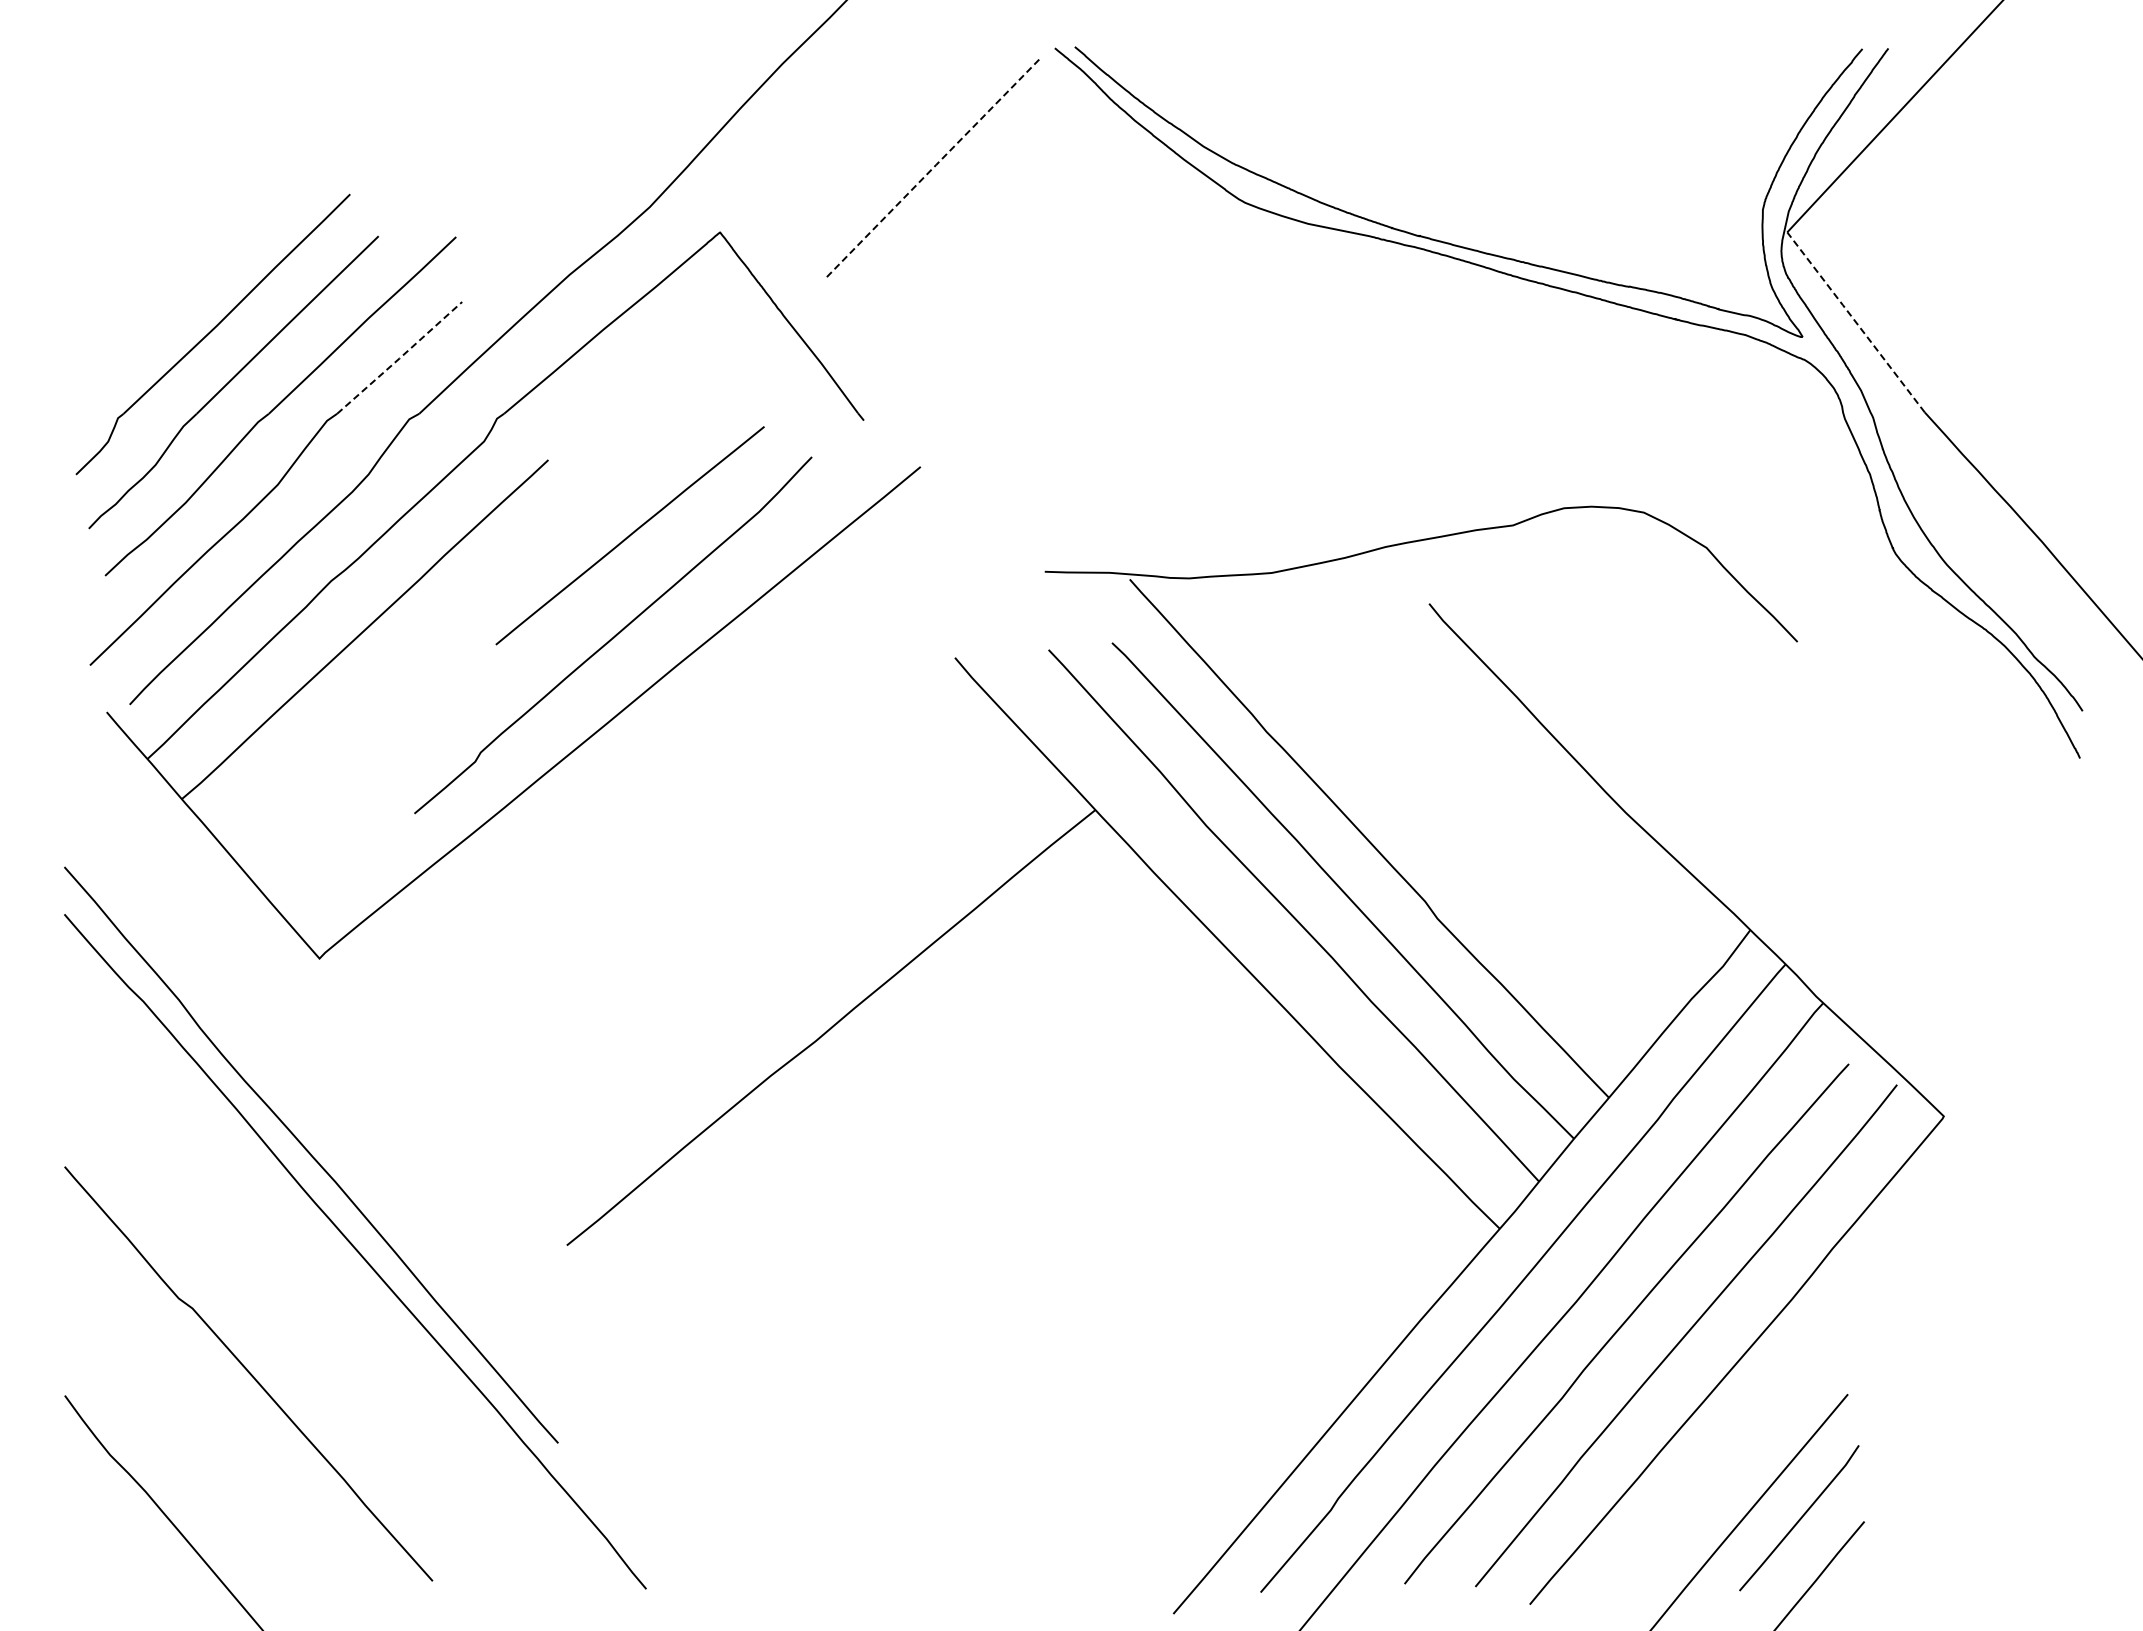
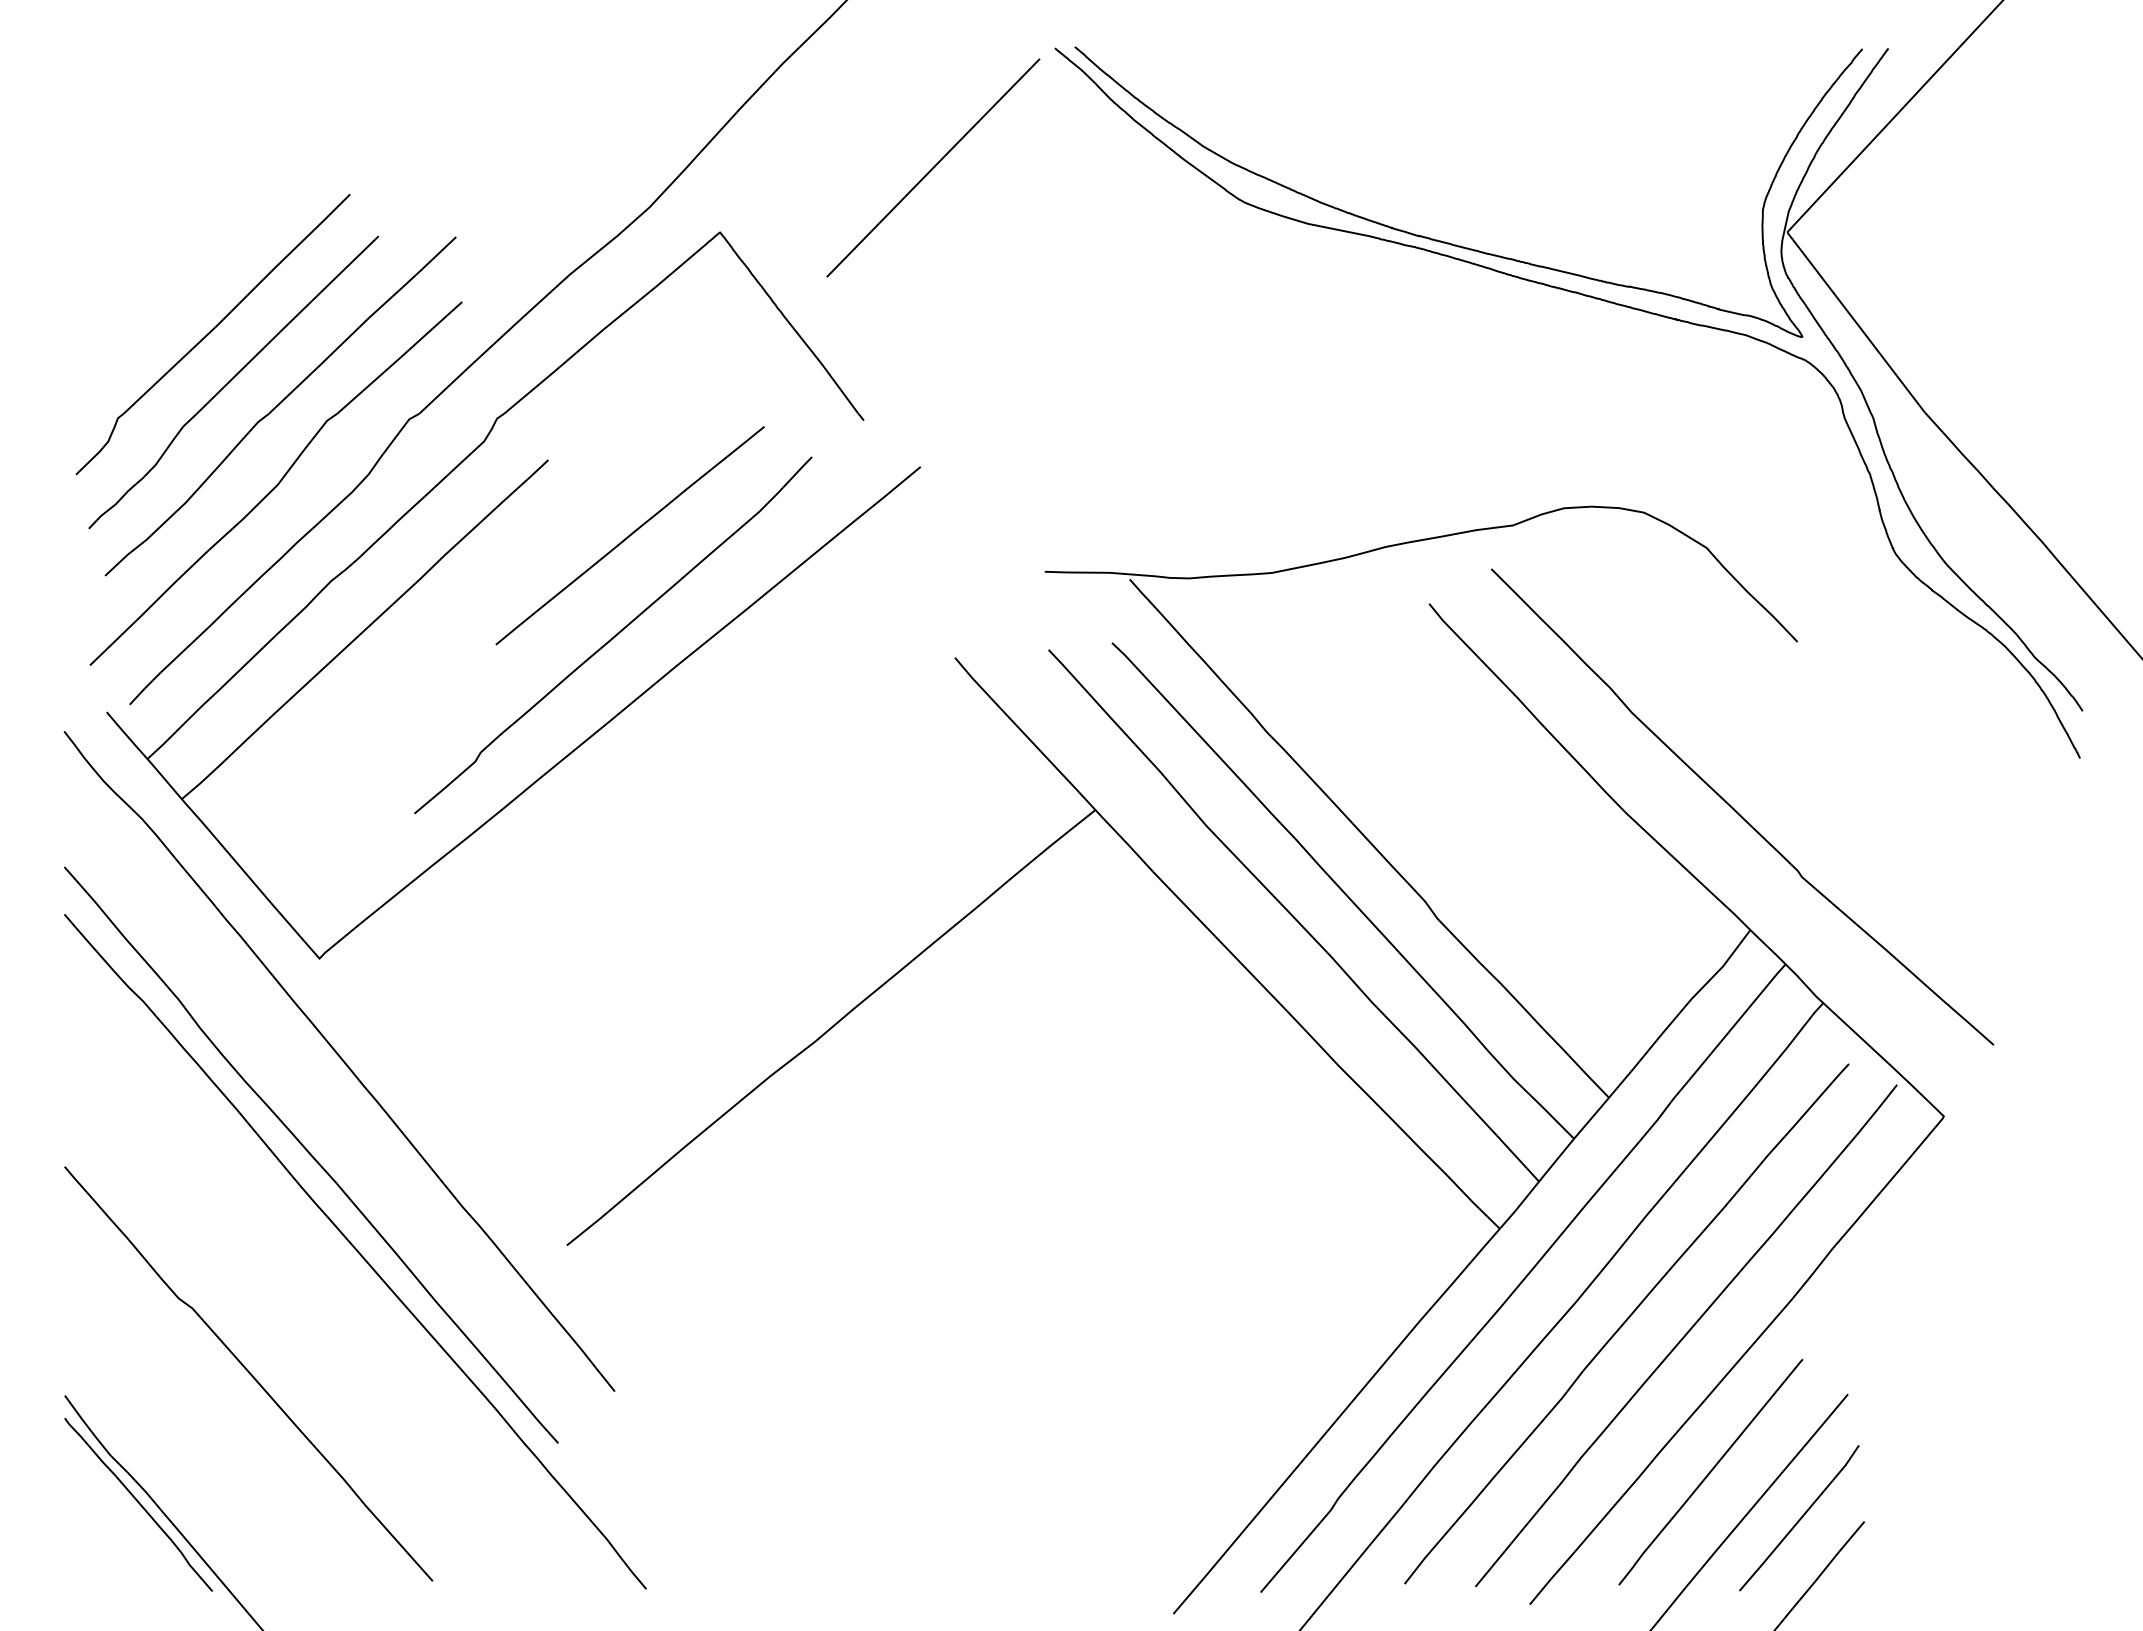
line: dashed -> solid (934, 167)
line: dashed -> solid (1855, 321)
line: dashed -> solid (400, 357)
curve: none -> present (1737, 811)
curve: none -> present (340, 1059)
curve: none -> present (1710, 1471)
curve: none -> present (138, 1503)
